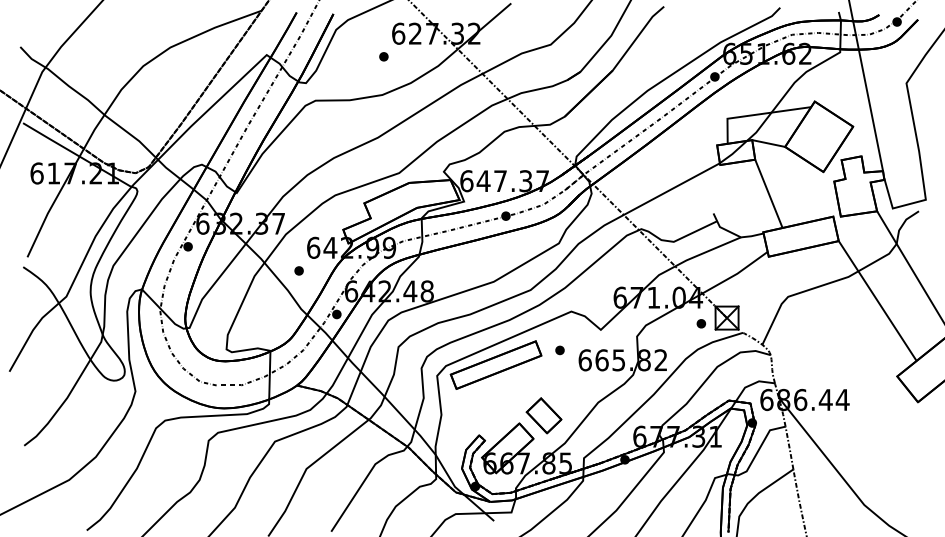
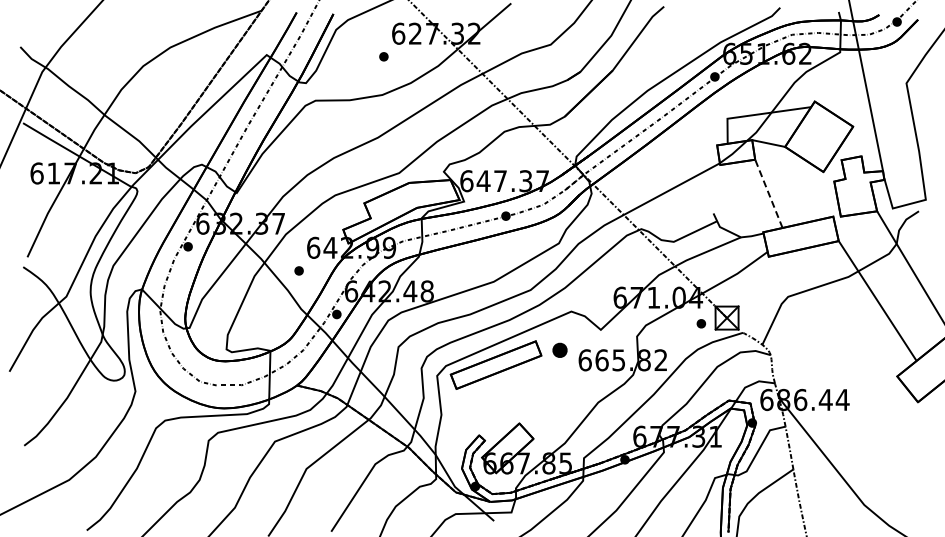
line: solid -> dashed (768, 193)
part size: 10x11 px -> 16x16 px (559, 349)
part: present -> none (543, 415)
